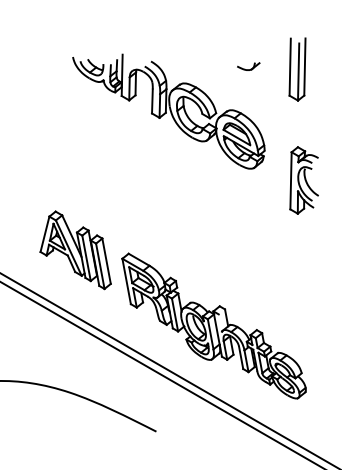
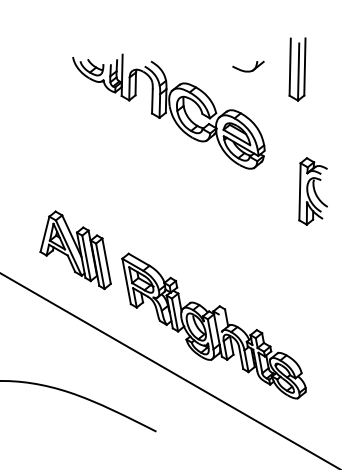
part size: 24x9 px -> 33x13 px (248, 66)
part position: (303, 180) -> (312, 191) (312, 191)
line: present -> none (161, 374)
